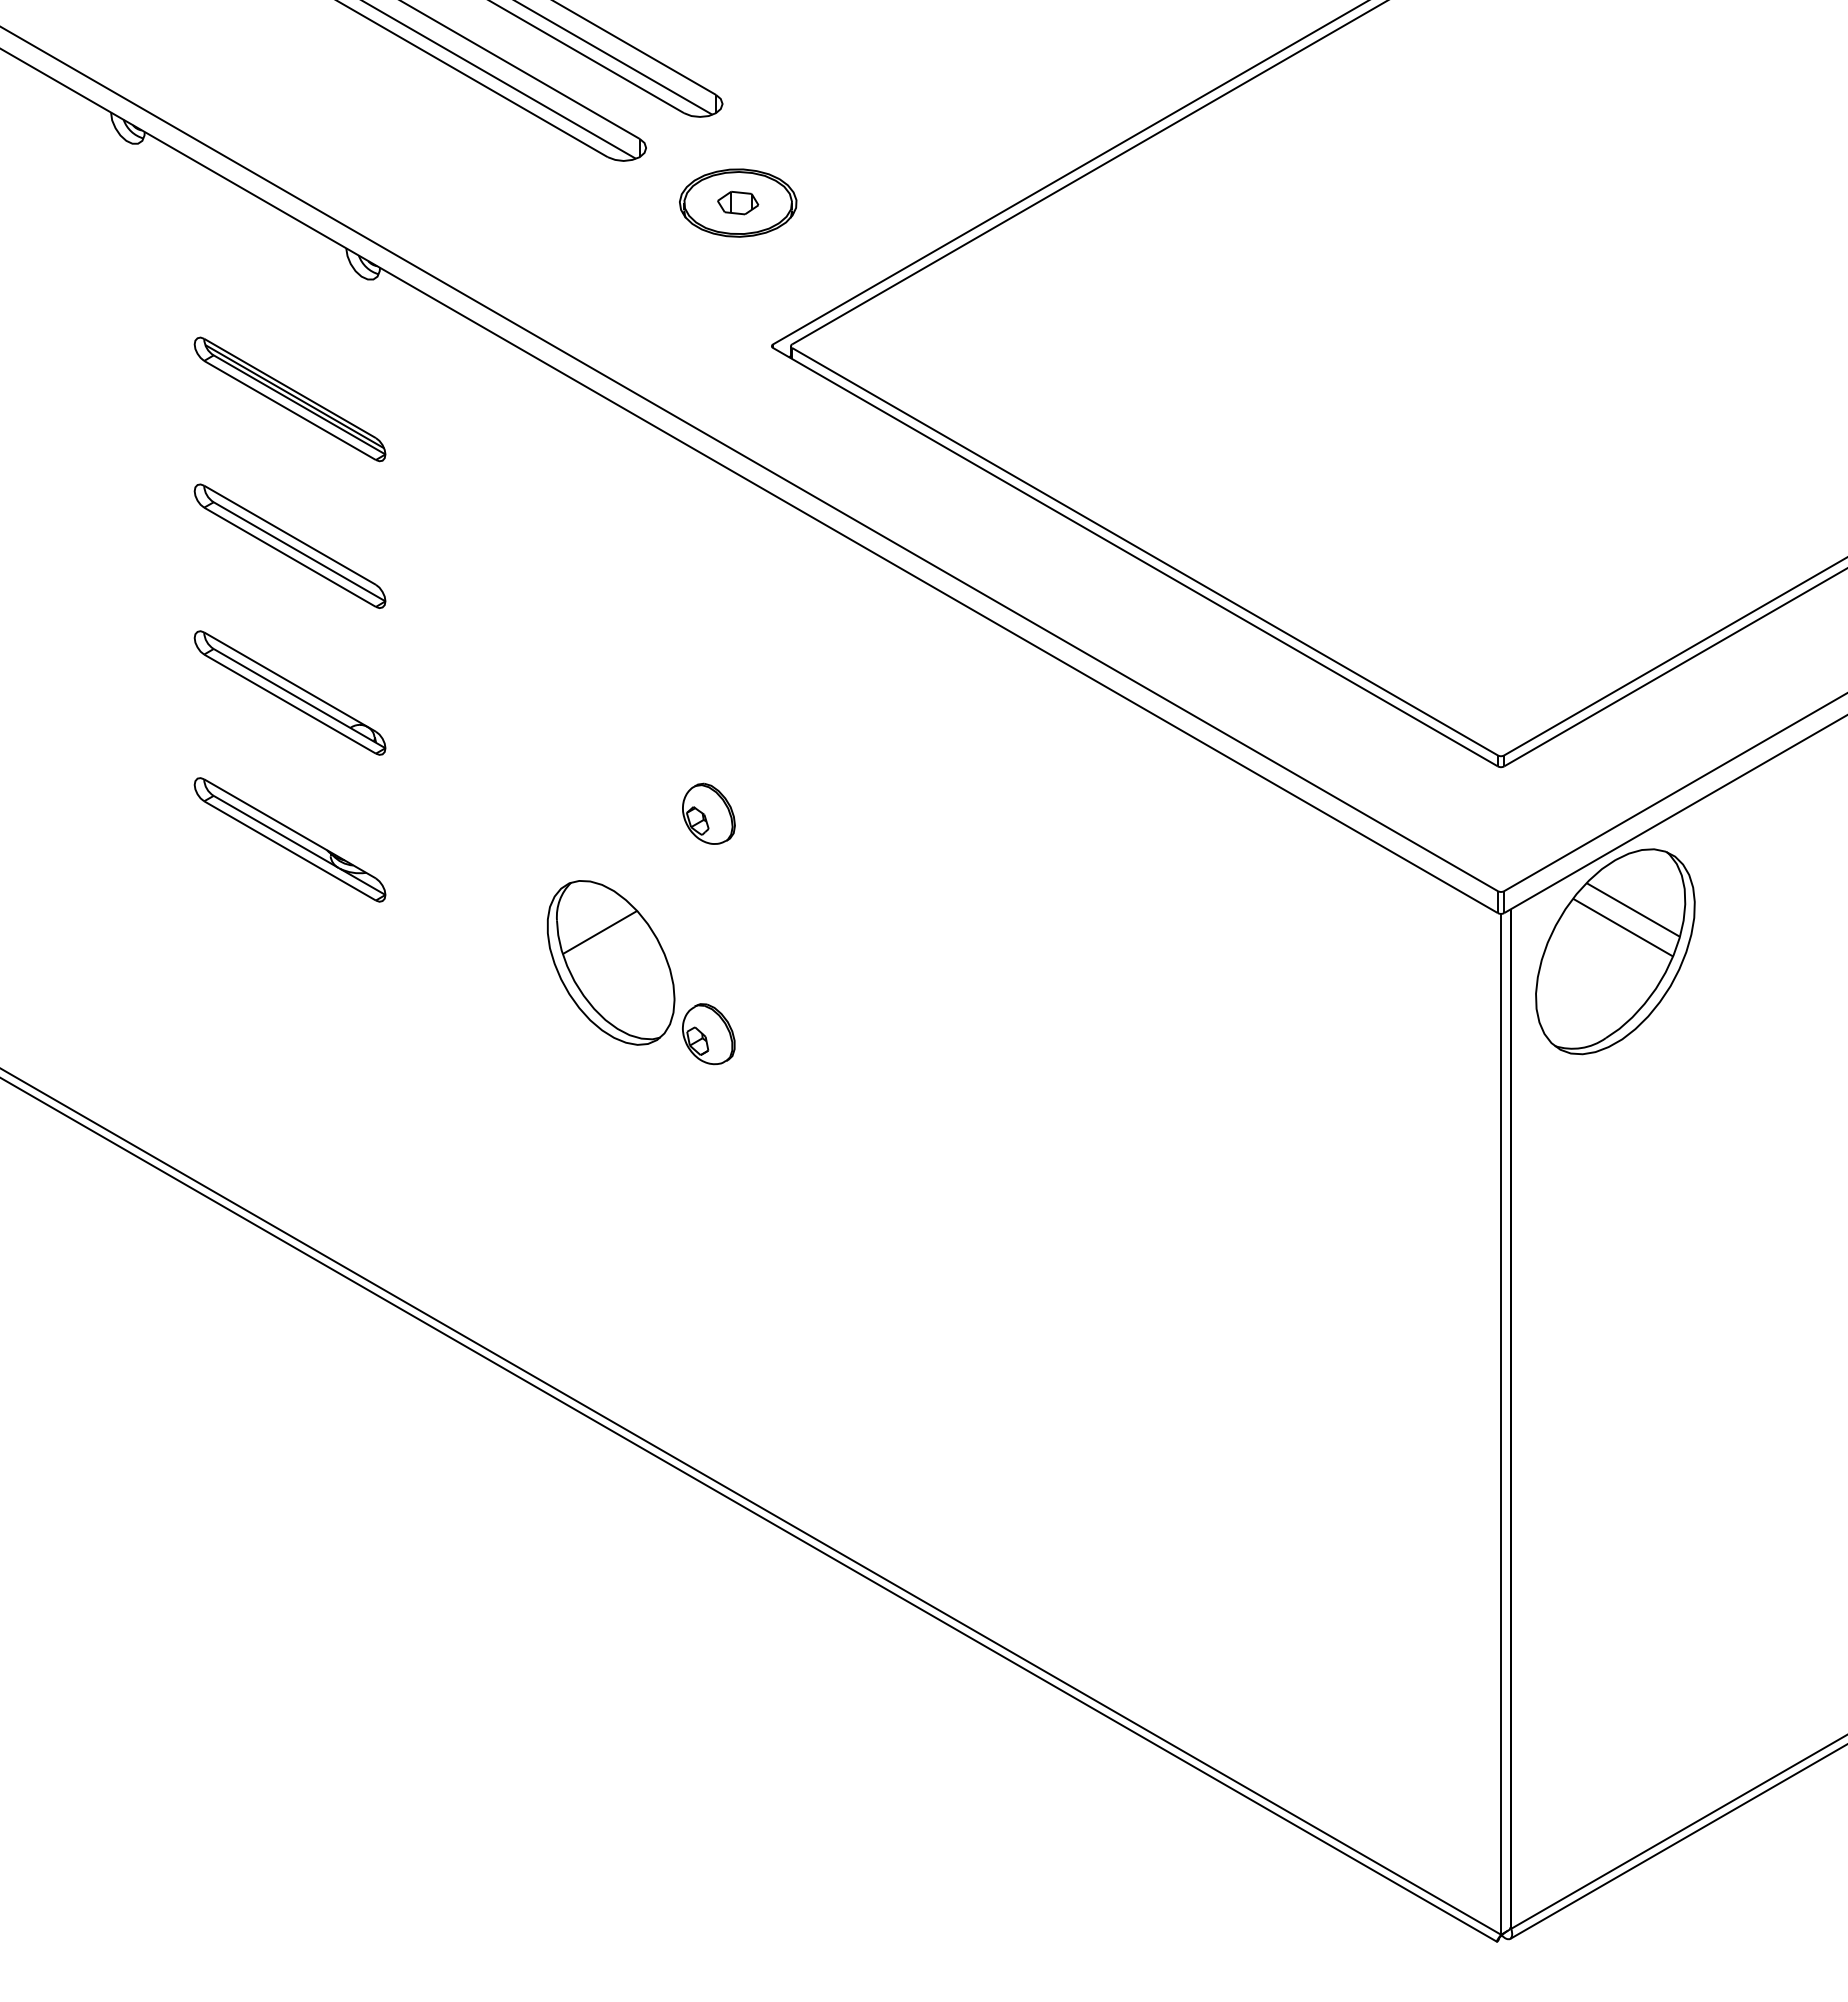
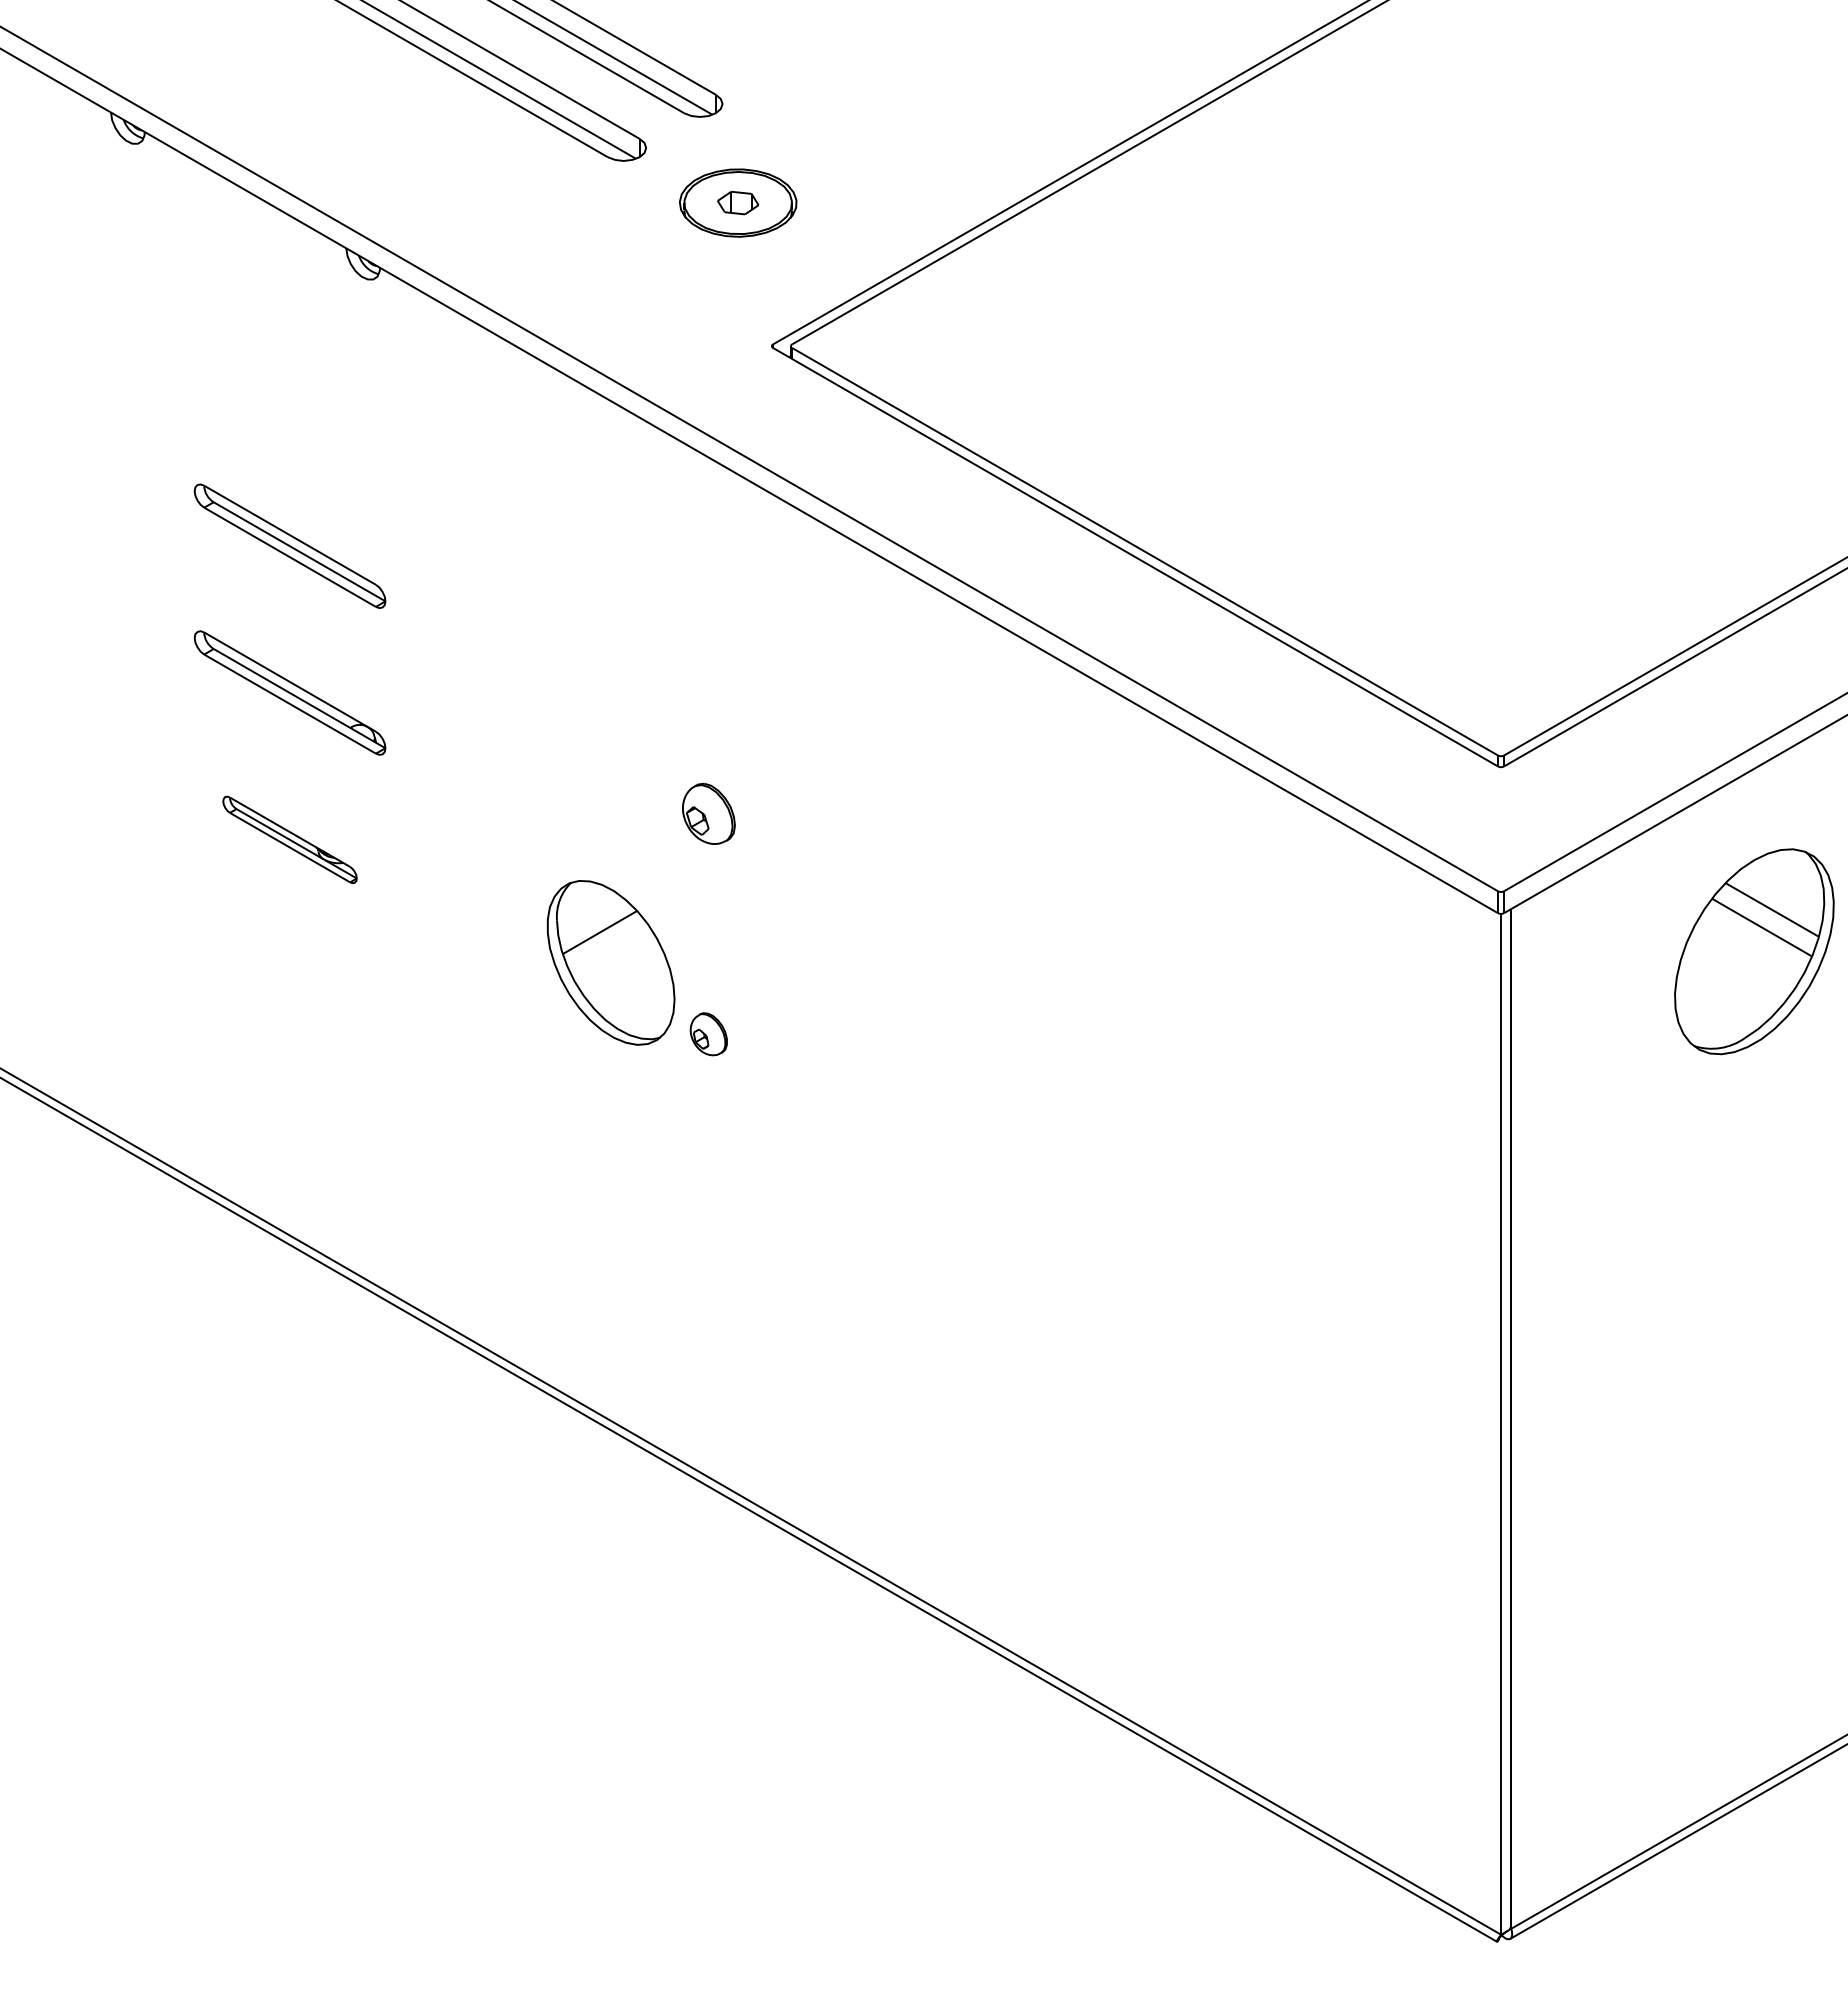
part: present -> none (289, 399)
part size: 194x126 px -> 136x90 px (289, 839)
part position: (1615, 951) -> (1754, 951) (1754, 951)
part size: 54x63 px -> 39x45 px (708, 1034)
